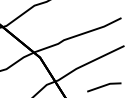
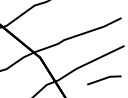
line position: (104, 86) -> (104, 79) (104, 79)
